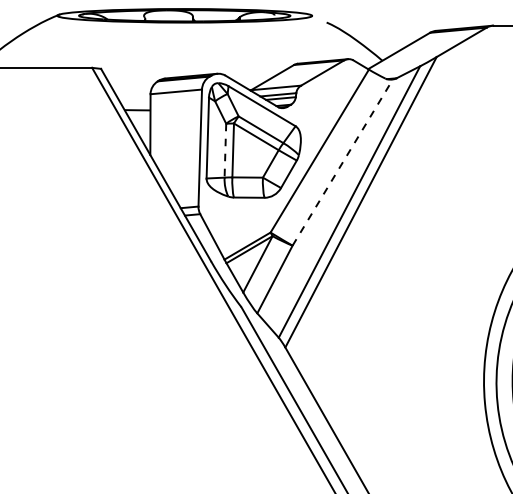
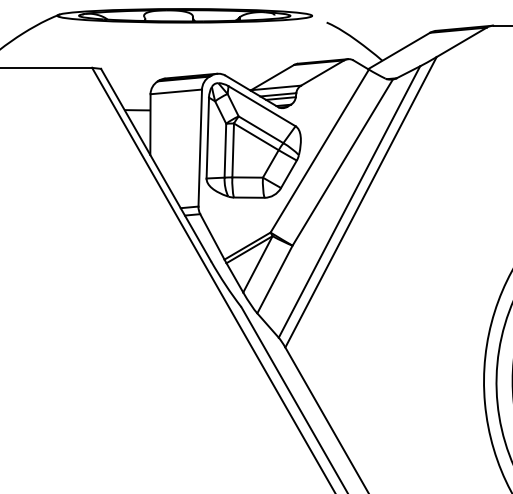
line: dashed -> solid (225, 150)
line: dashed -> solid (343, 162)
